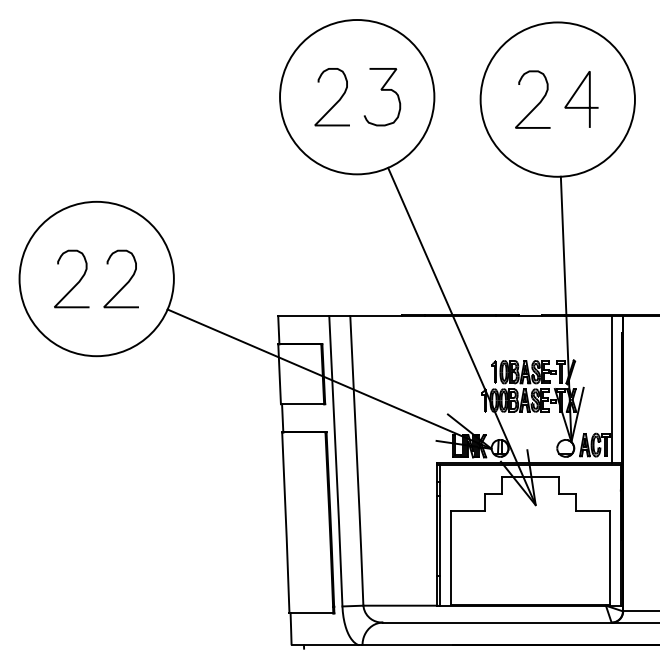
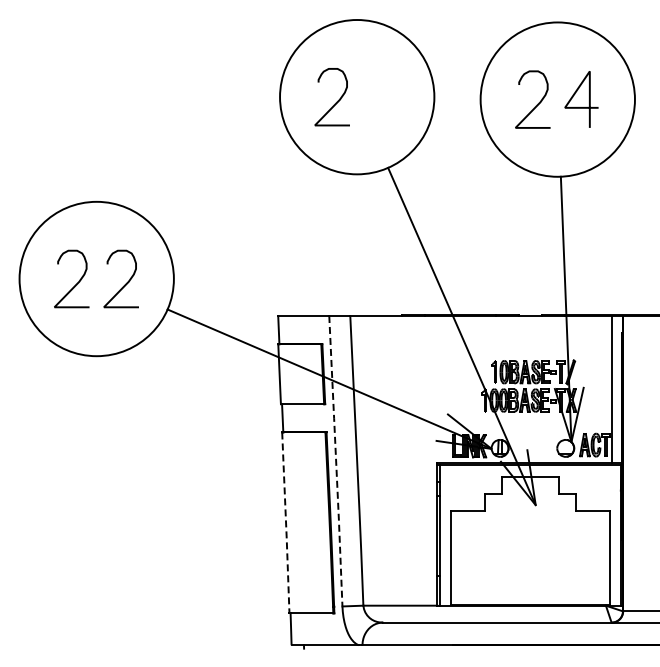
curve: present -> none (382, 90)
line: solid -> dashed (336, 461)
line: solid -> dashed (286, 524)
